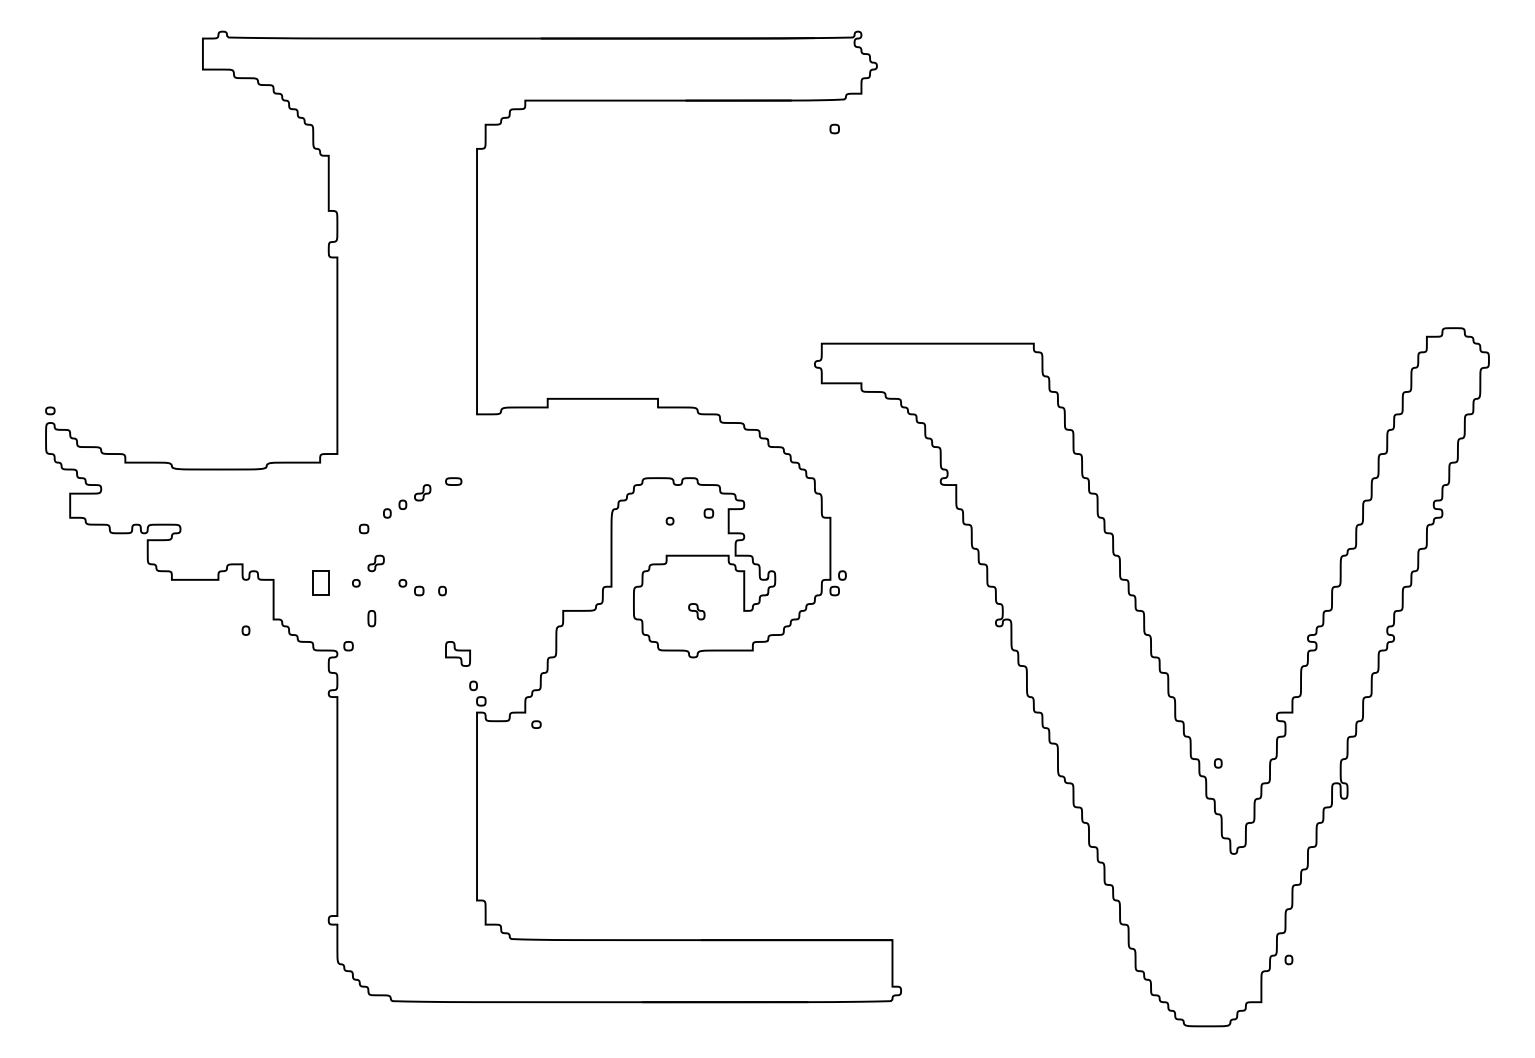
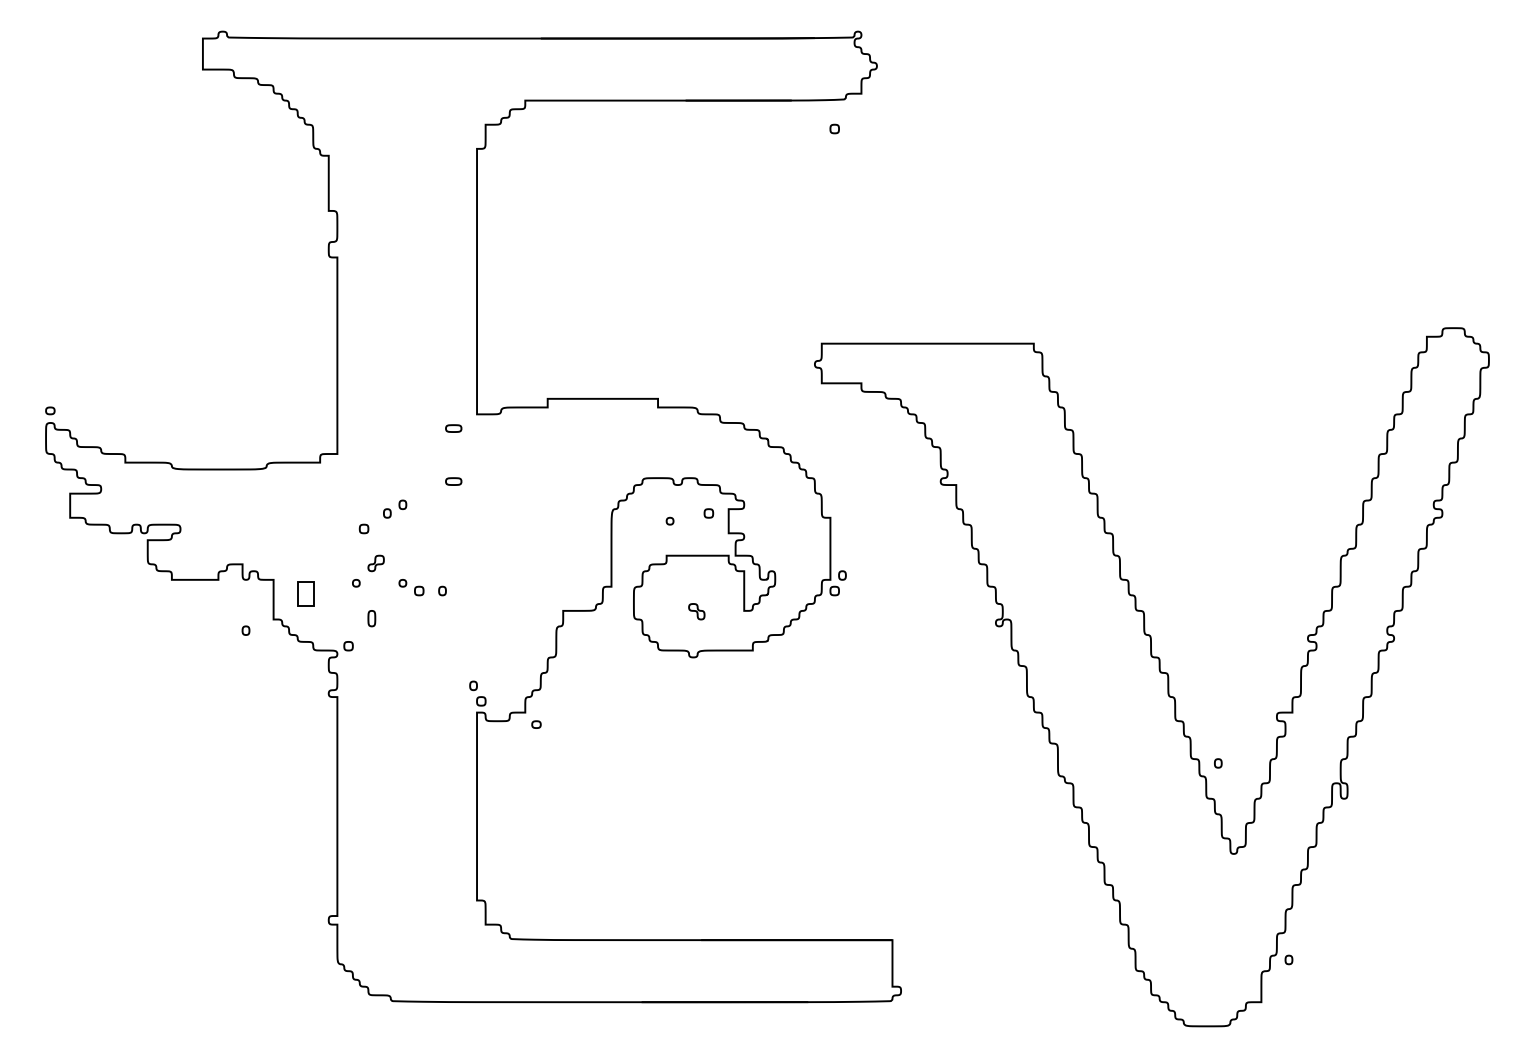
part: none -> present (453, 428)
part: present -> none (422, 492)
part position: (320, 582) -> (305, 593) (305, 593)
part: present -> none (457, 653)
